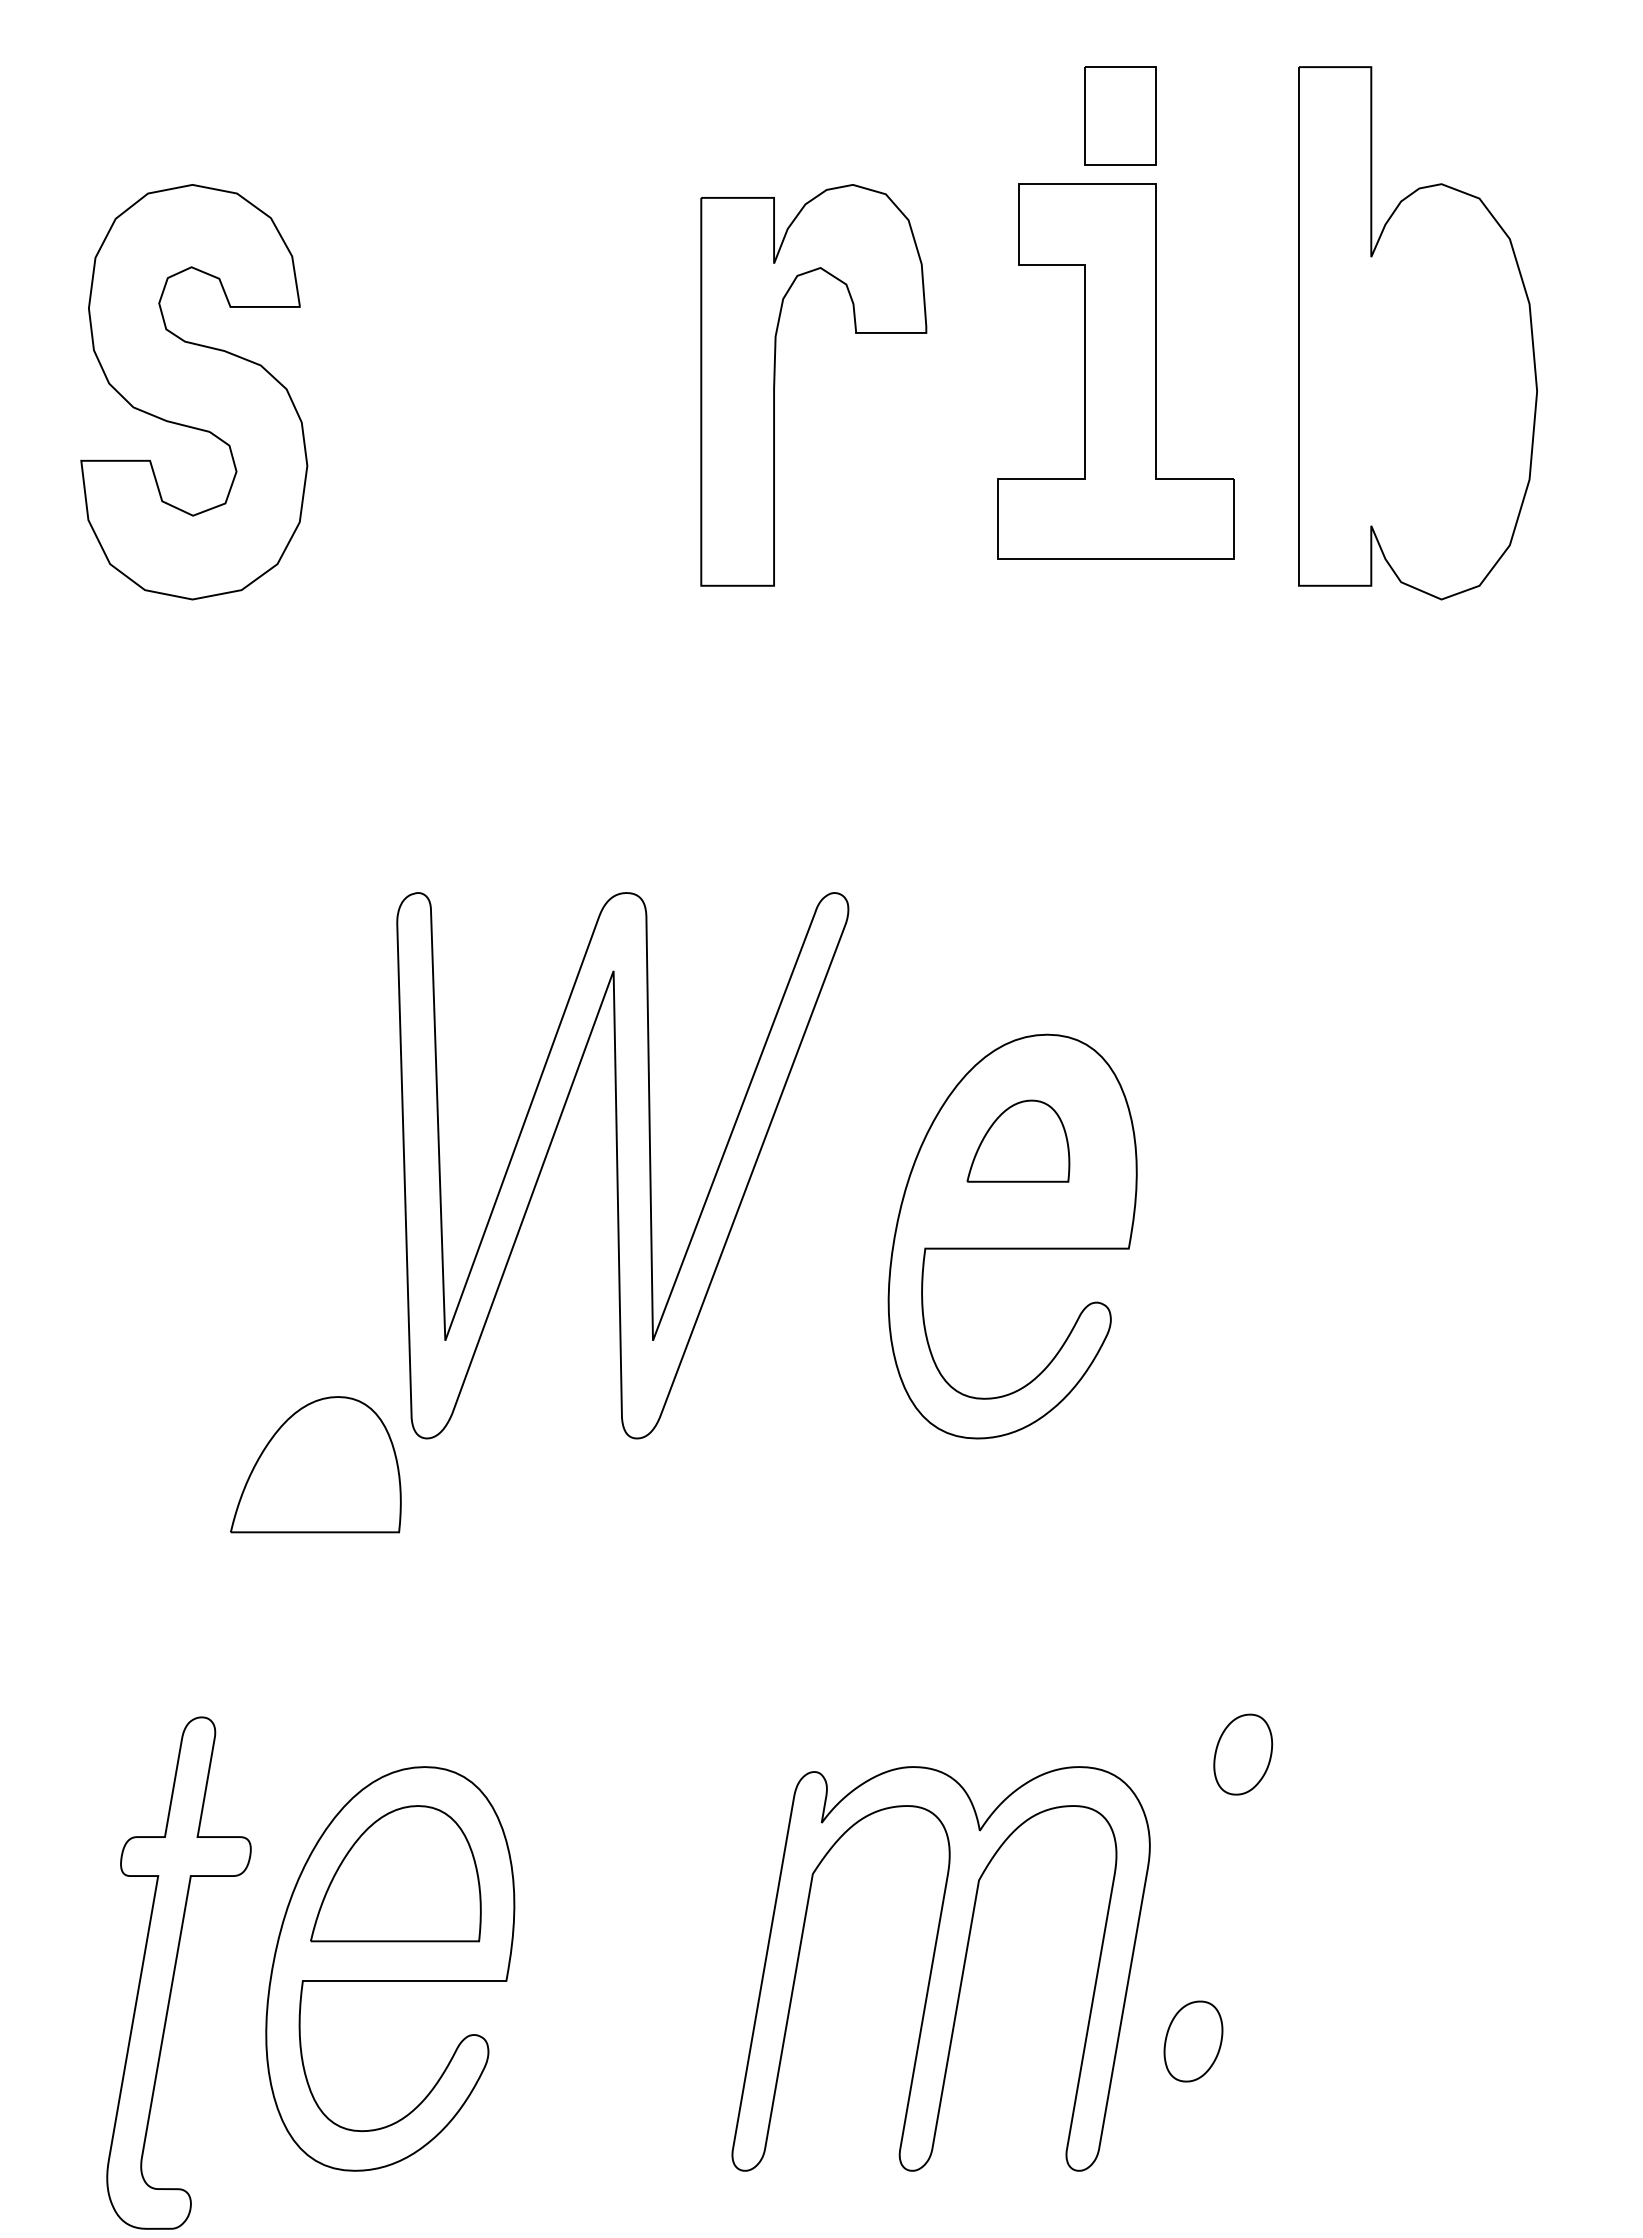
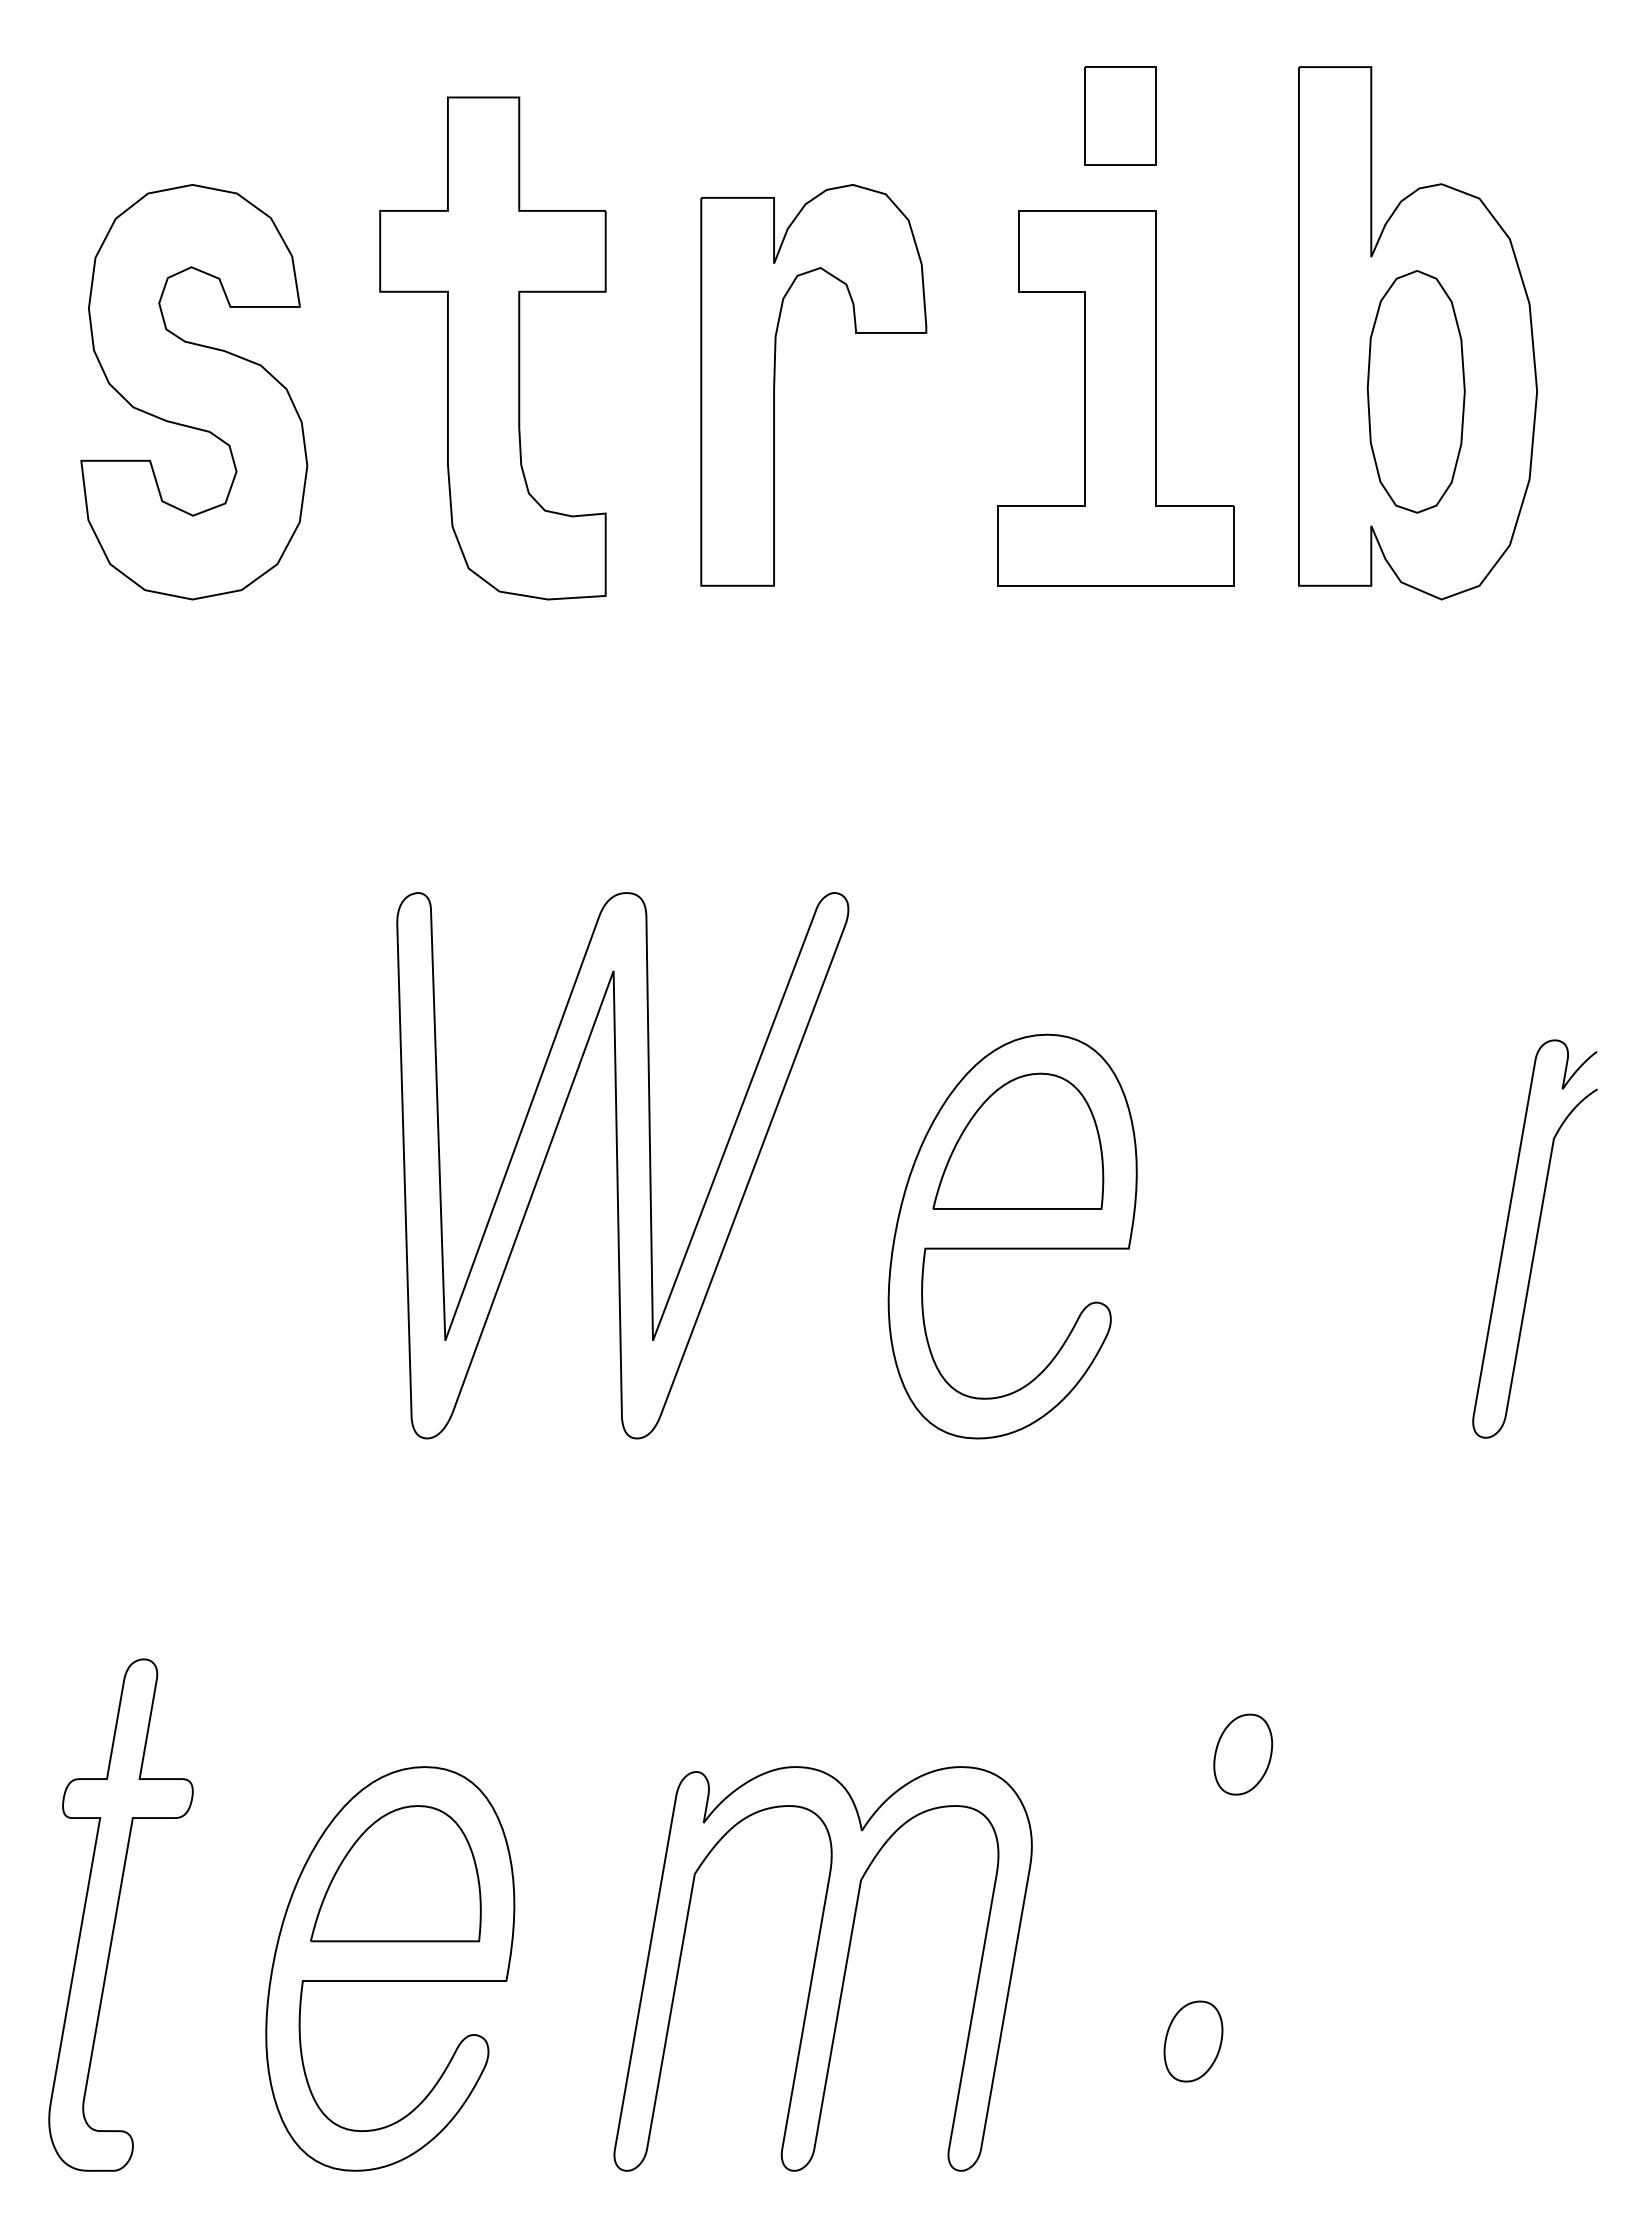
part: none -> present (492, 348)
part position: (1115, 371) -> (1115, 398) (1115, 398)
part: none -> present (1415, 391)
part size: 105x84 px -> 173x138 px (1018, 1140)
curve: none -> present (1535, 1238)
part: present -> none (315, 1464)
part position: (940, 1968) -> (822, 1968) (822, 1968)
part position: (178, 1972) -> (120, 1914) (120, 1914)
